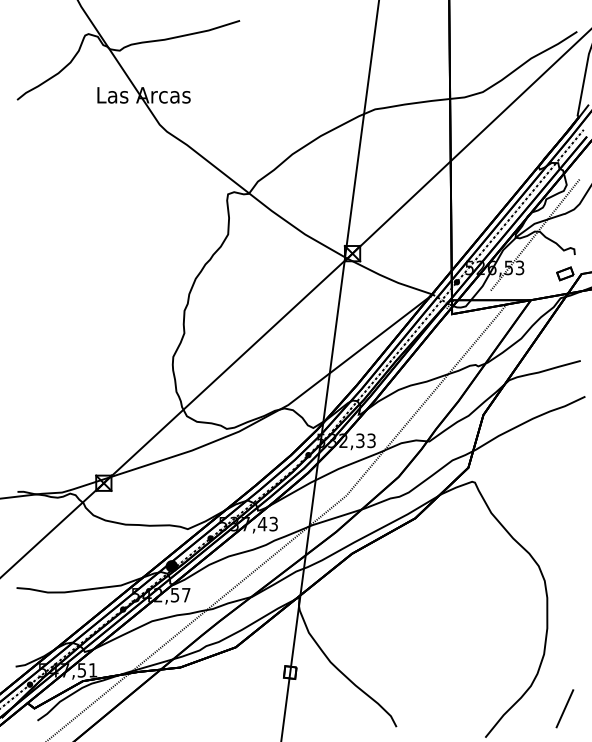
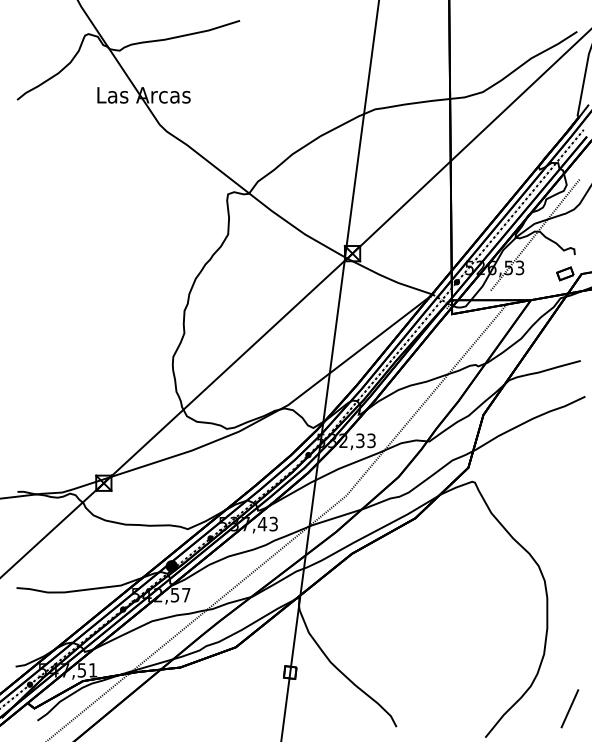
line position: (564, 708) -> (569, 708) (569, 708)
